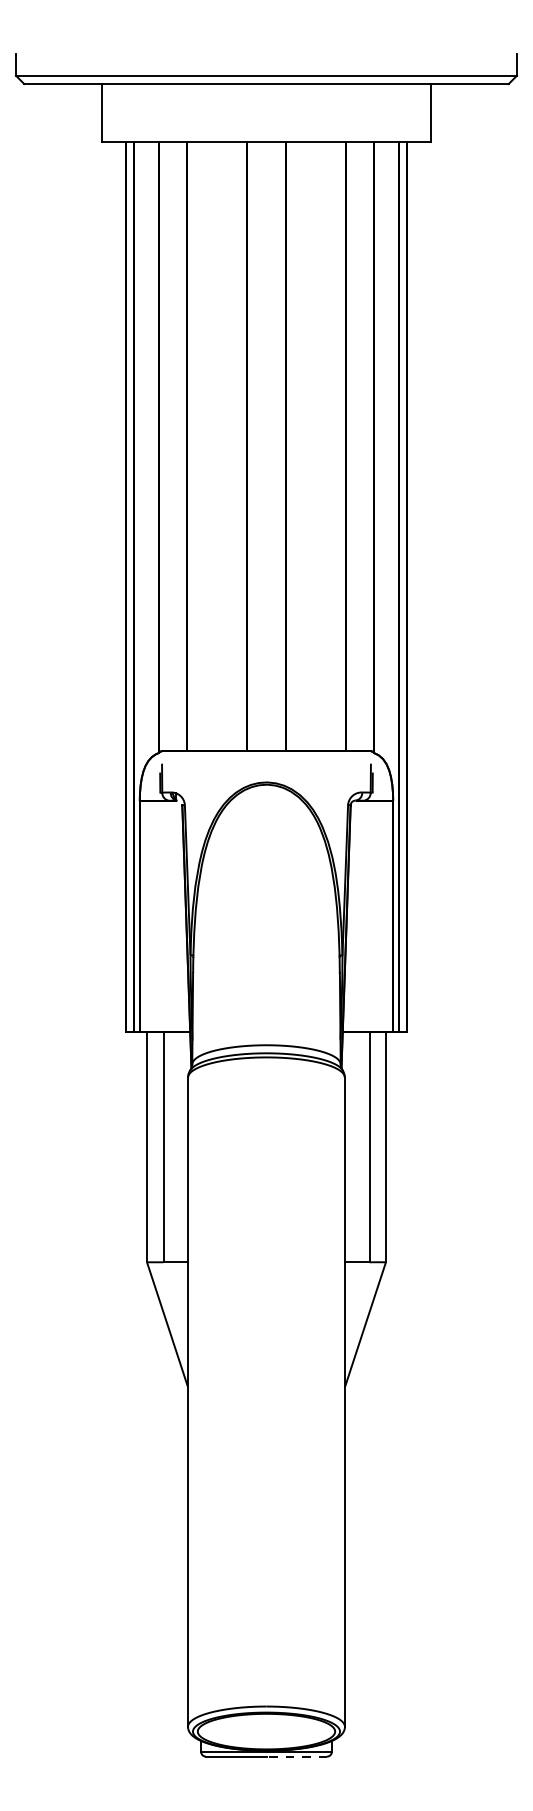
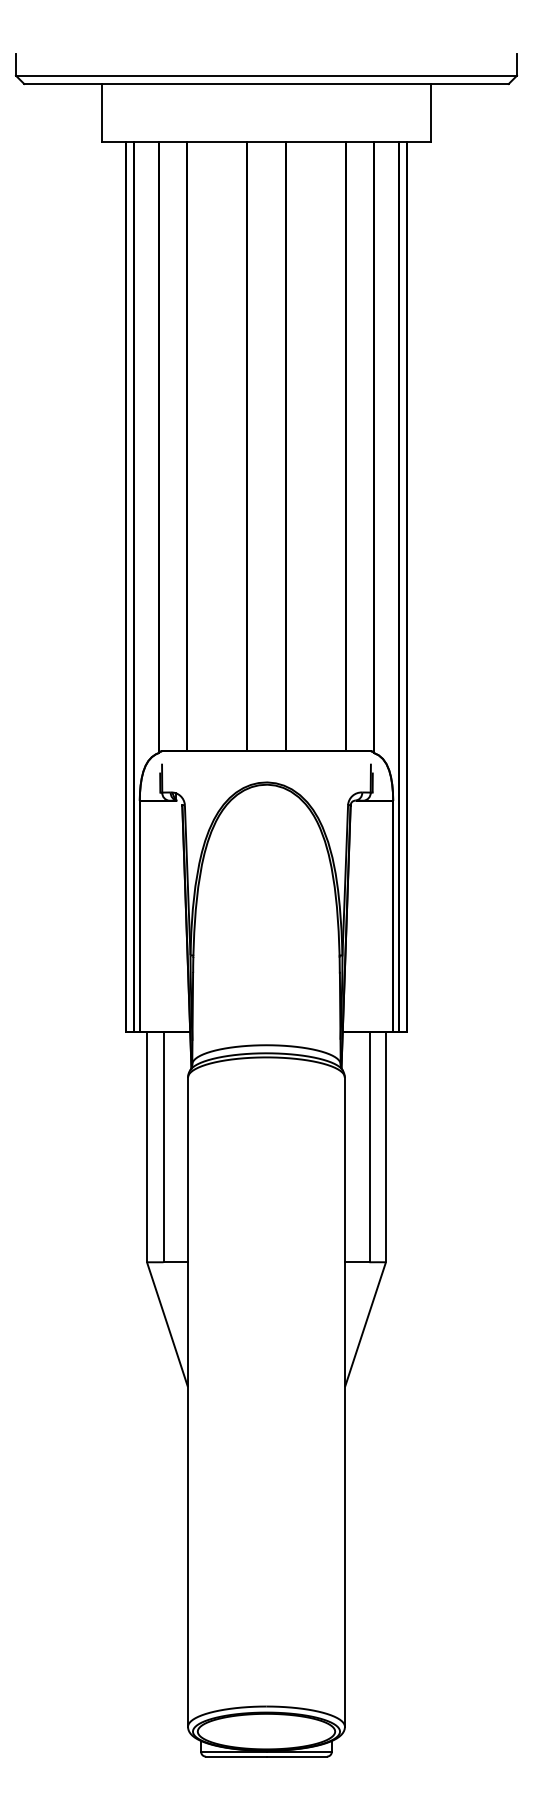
line: dashed -> solid (296, 1756)
